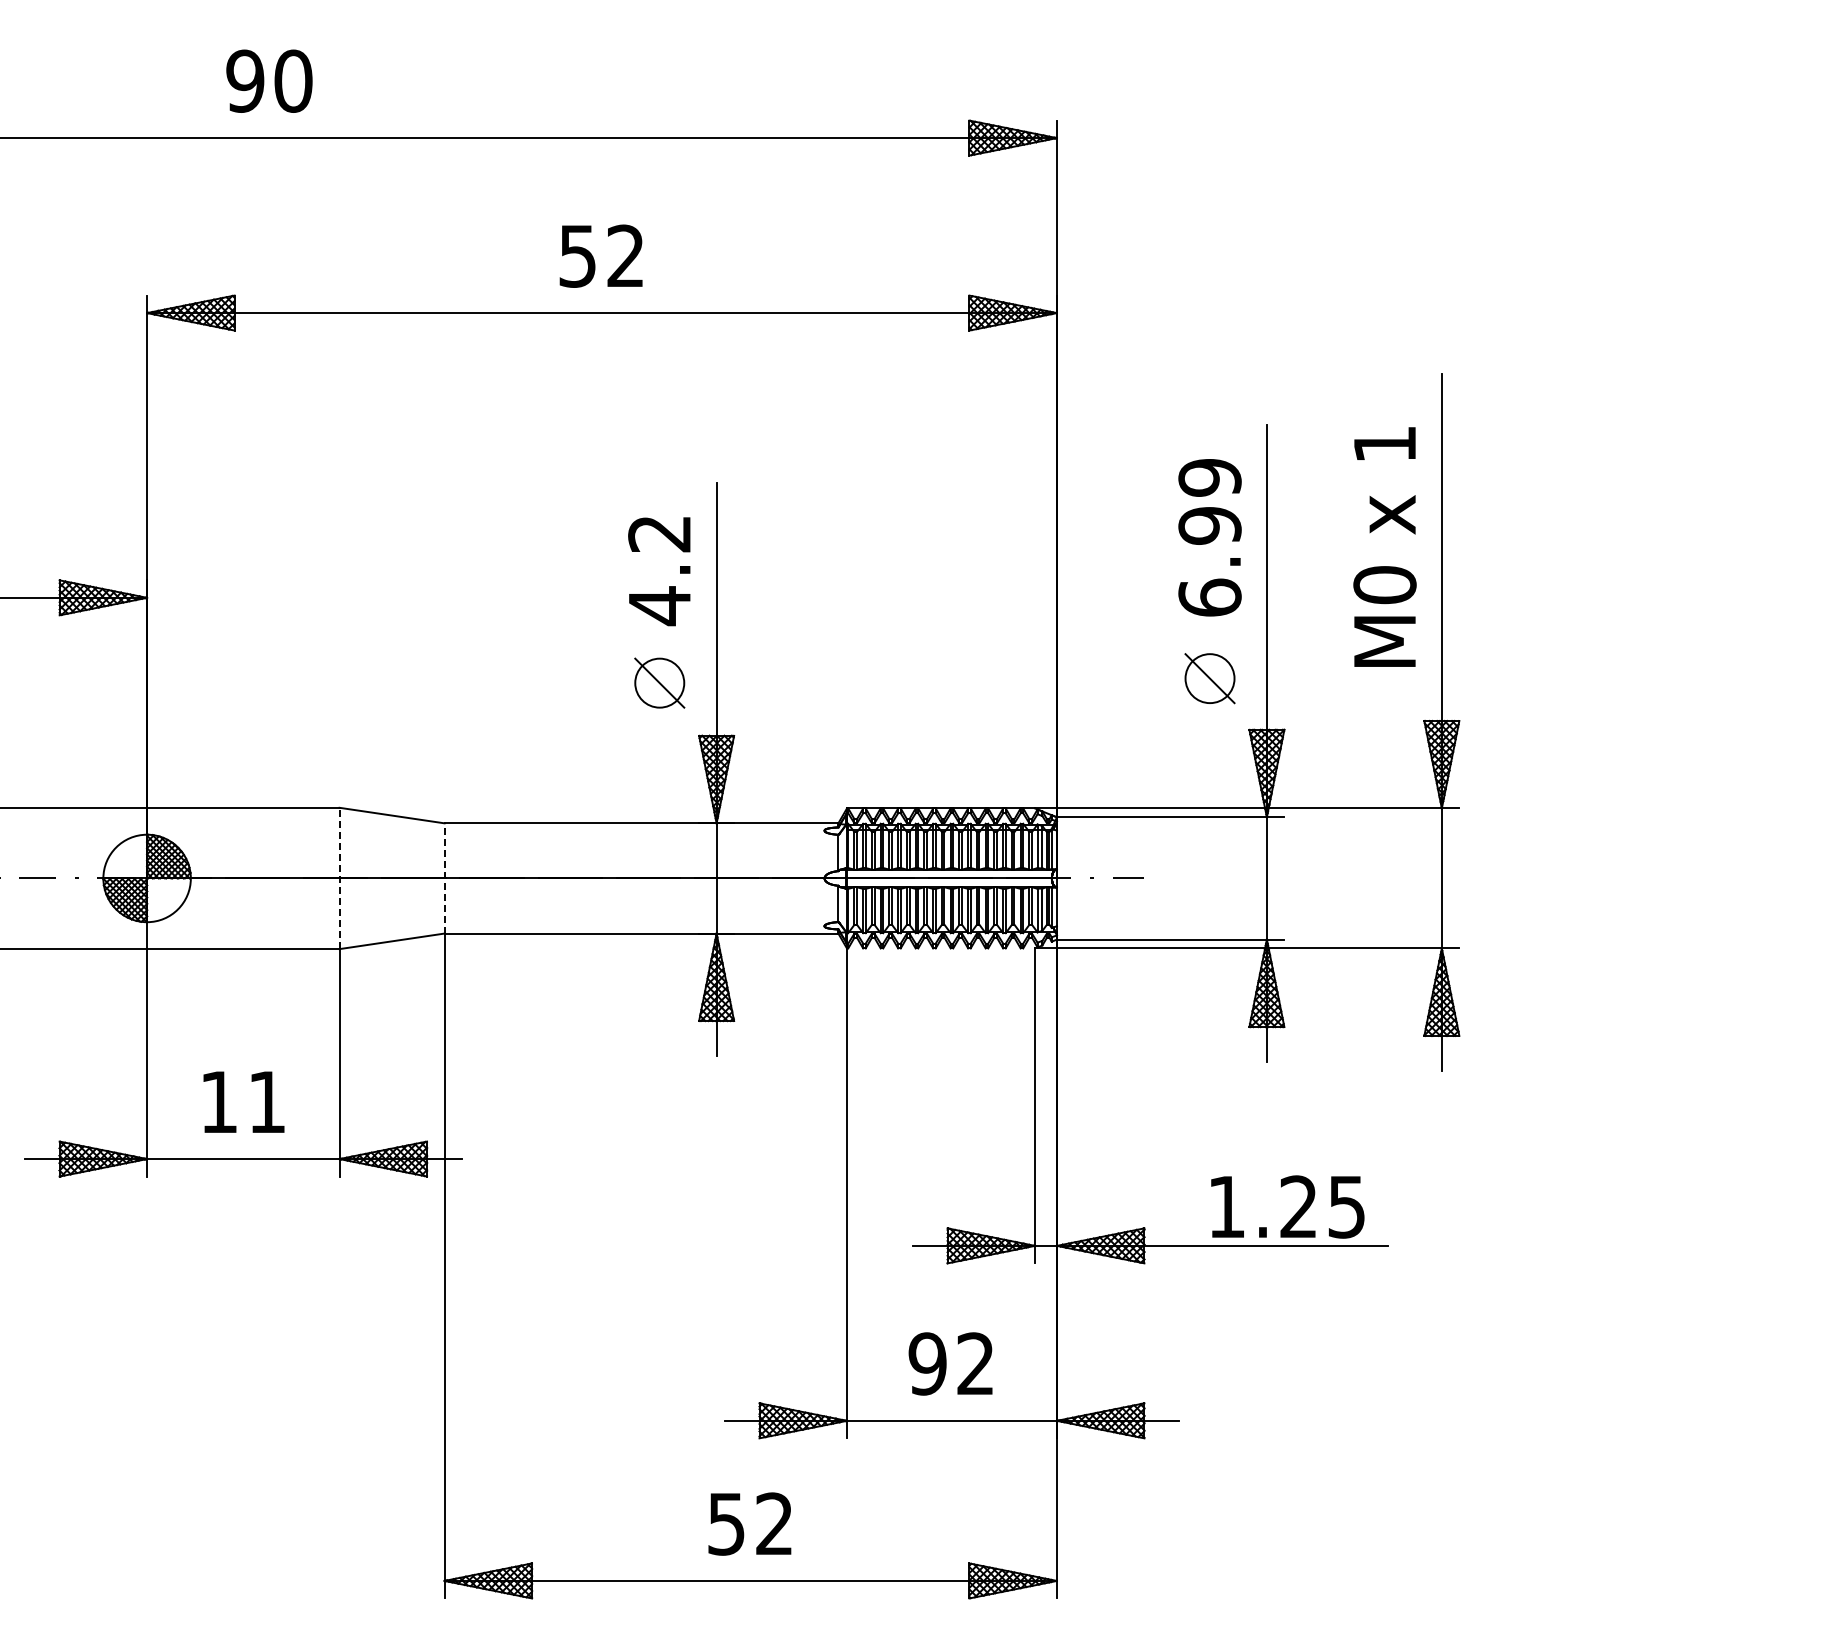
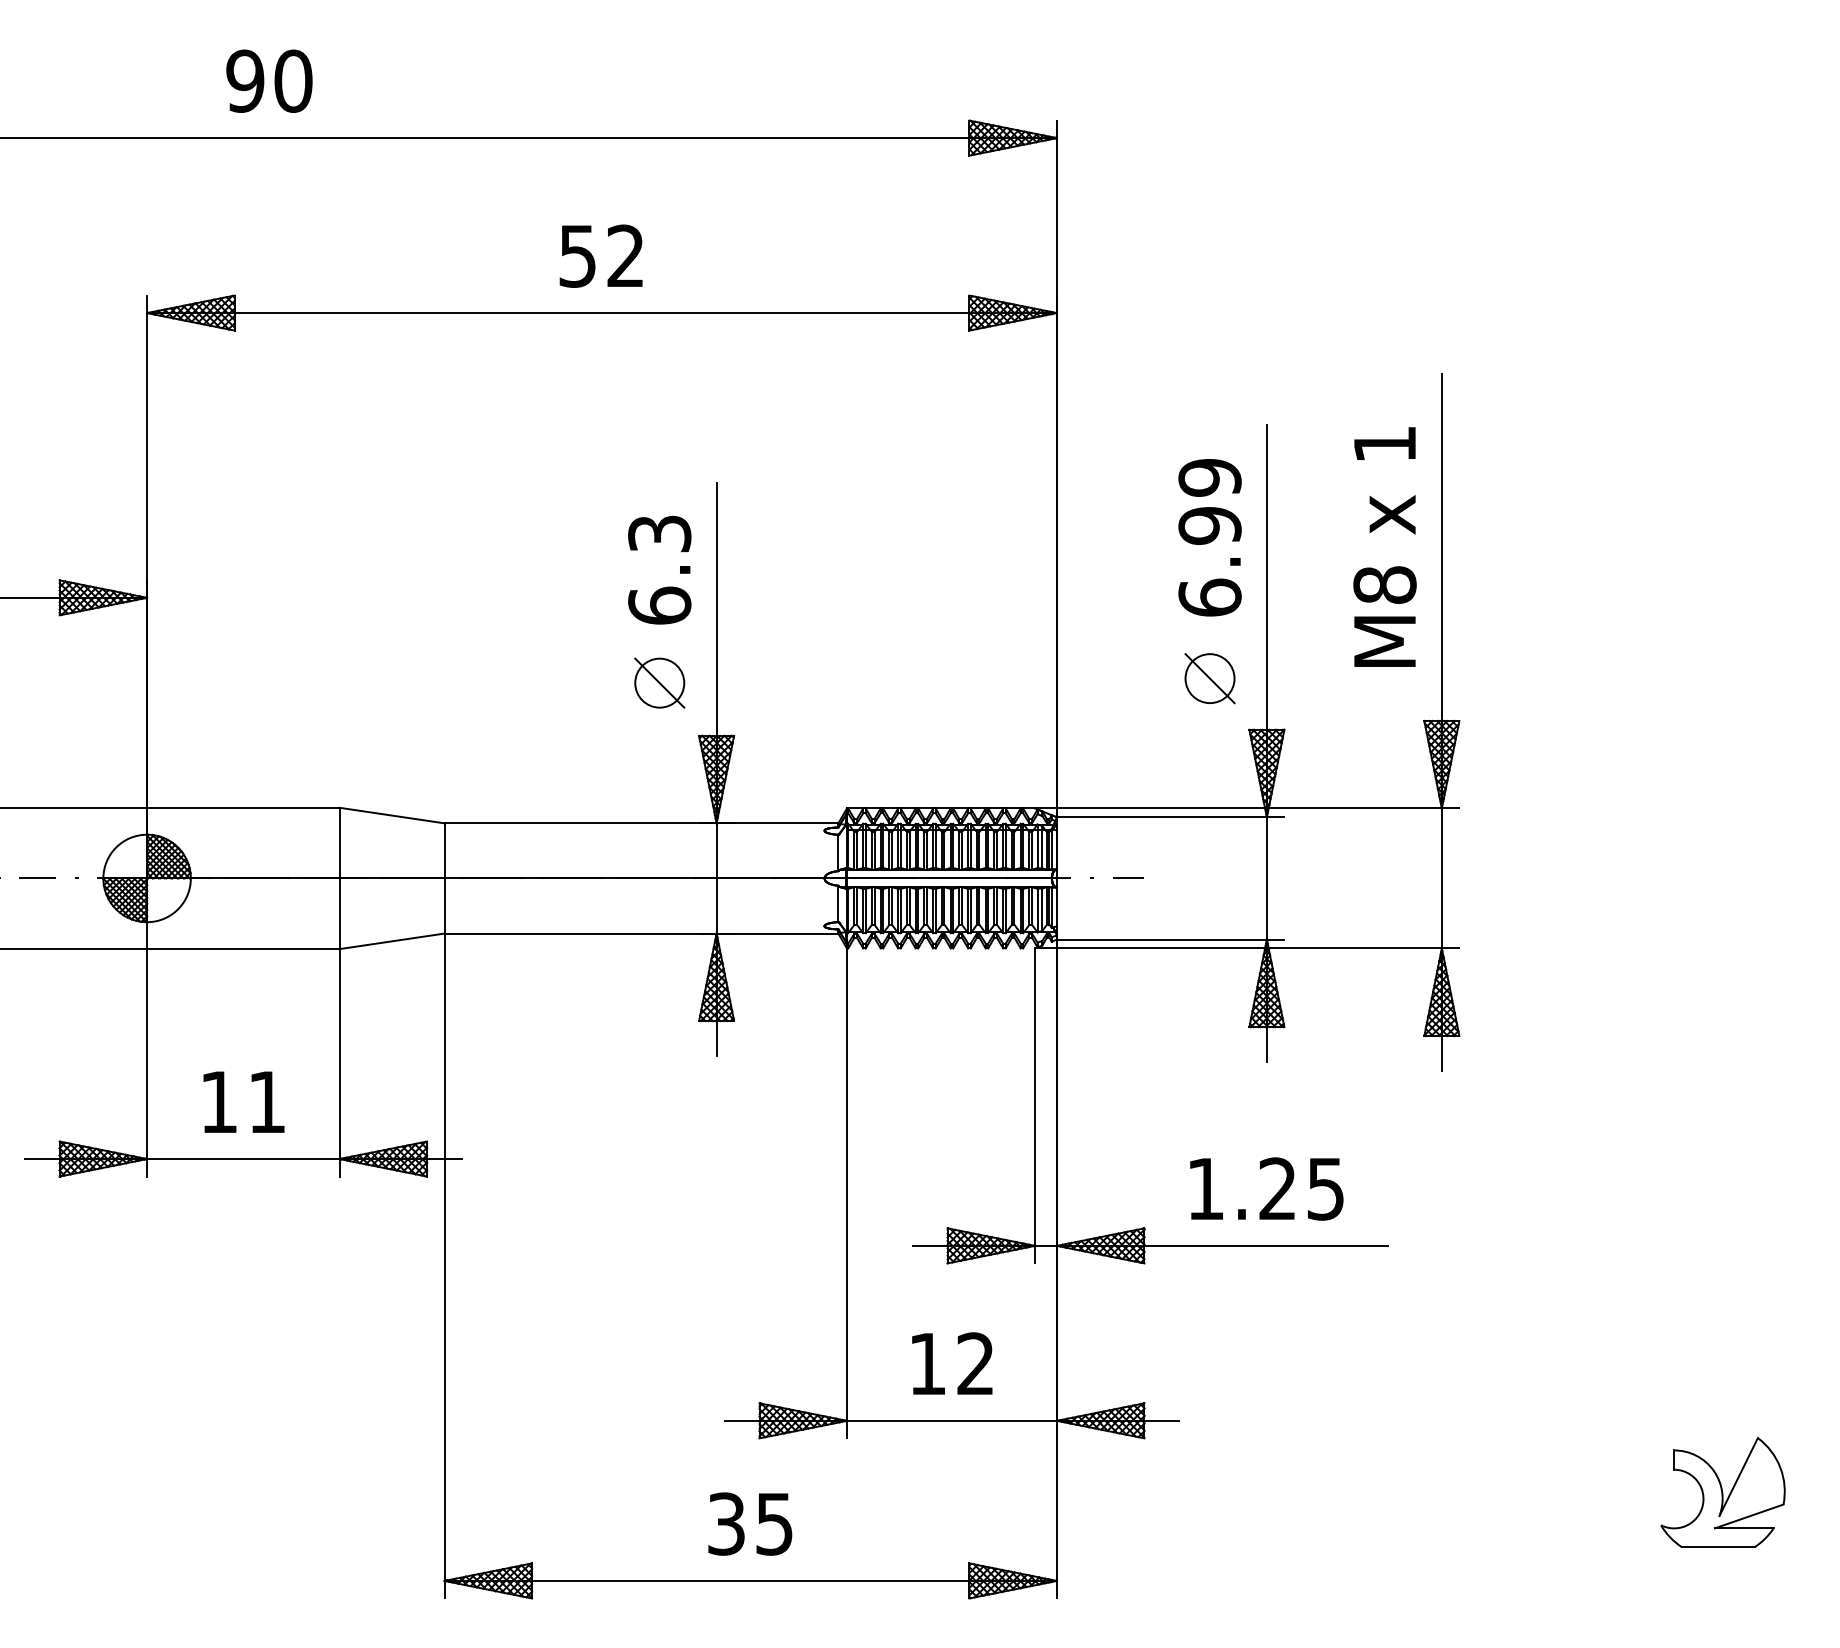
text: 4.2 -> 6.3 (659, 570)
text: M0 -> M8 (1384, 585)
line: dashed -> solid (444, 877)
line: dashed -> solid (339, 878)
text position: (1287, 1206) -> (1266, 1188) (1266, 1188)
text: 92 -> 12 (927, 1363)
part: none -> present (1722, 1492)
text: 52 -> 35 (750, 1523)
